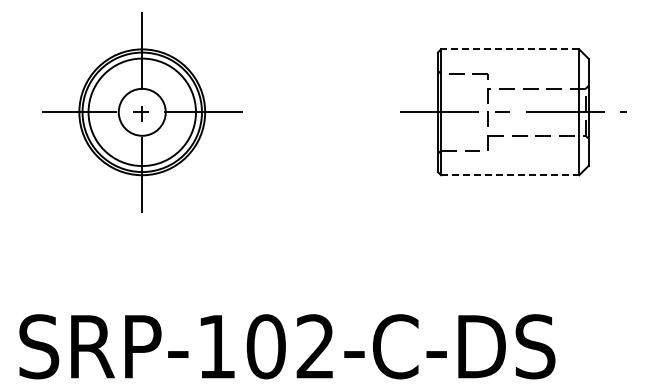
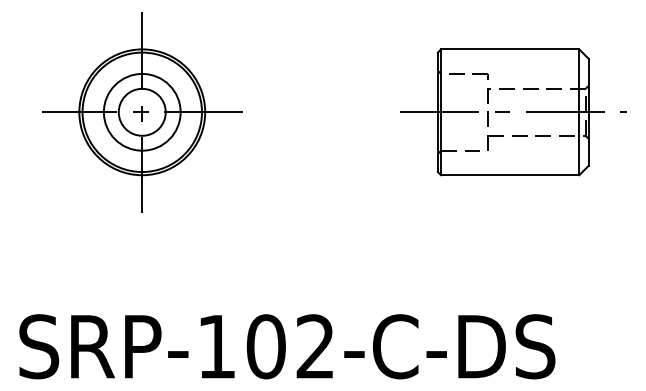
line: dashed -> solid (509, 49)
circle diameter: 107 px -> 77 px (141, 111)
line: dashed -> solid (510, 175)
